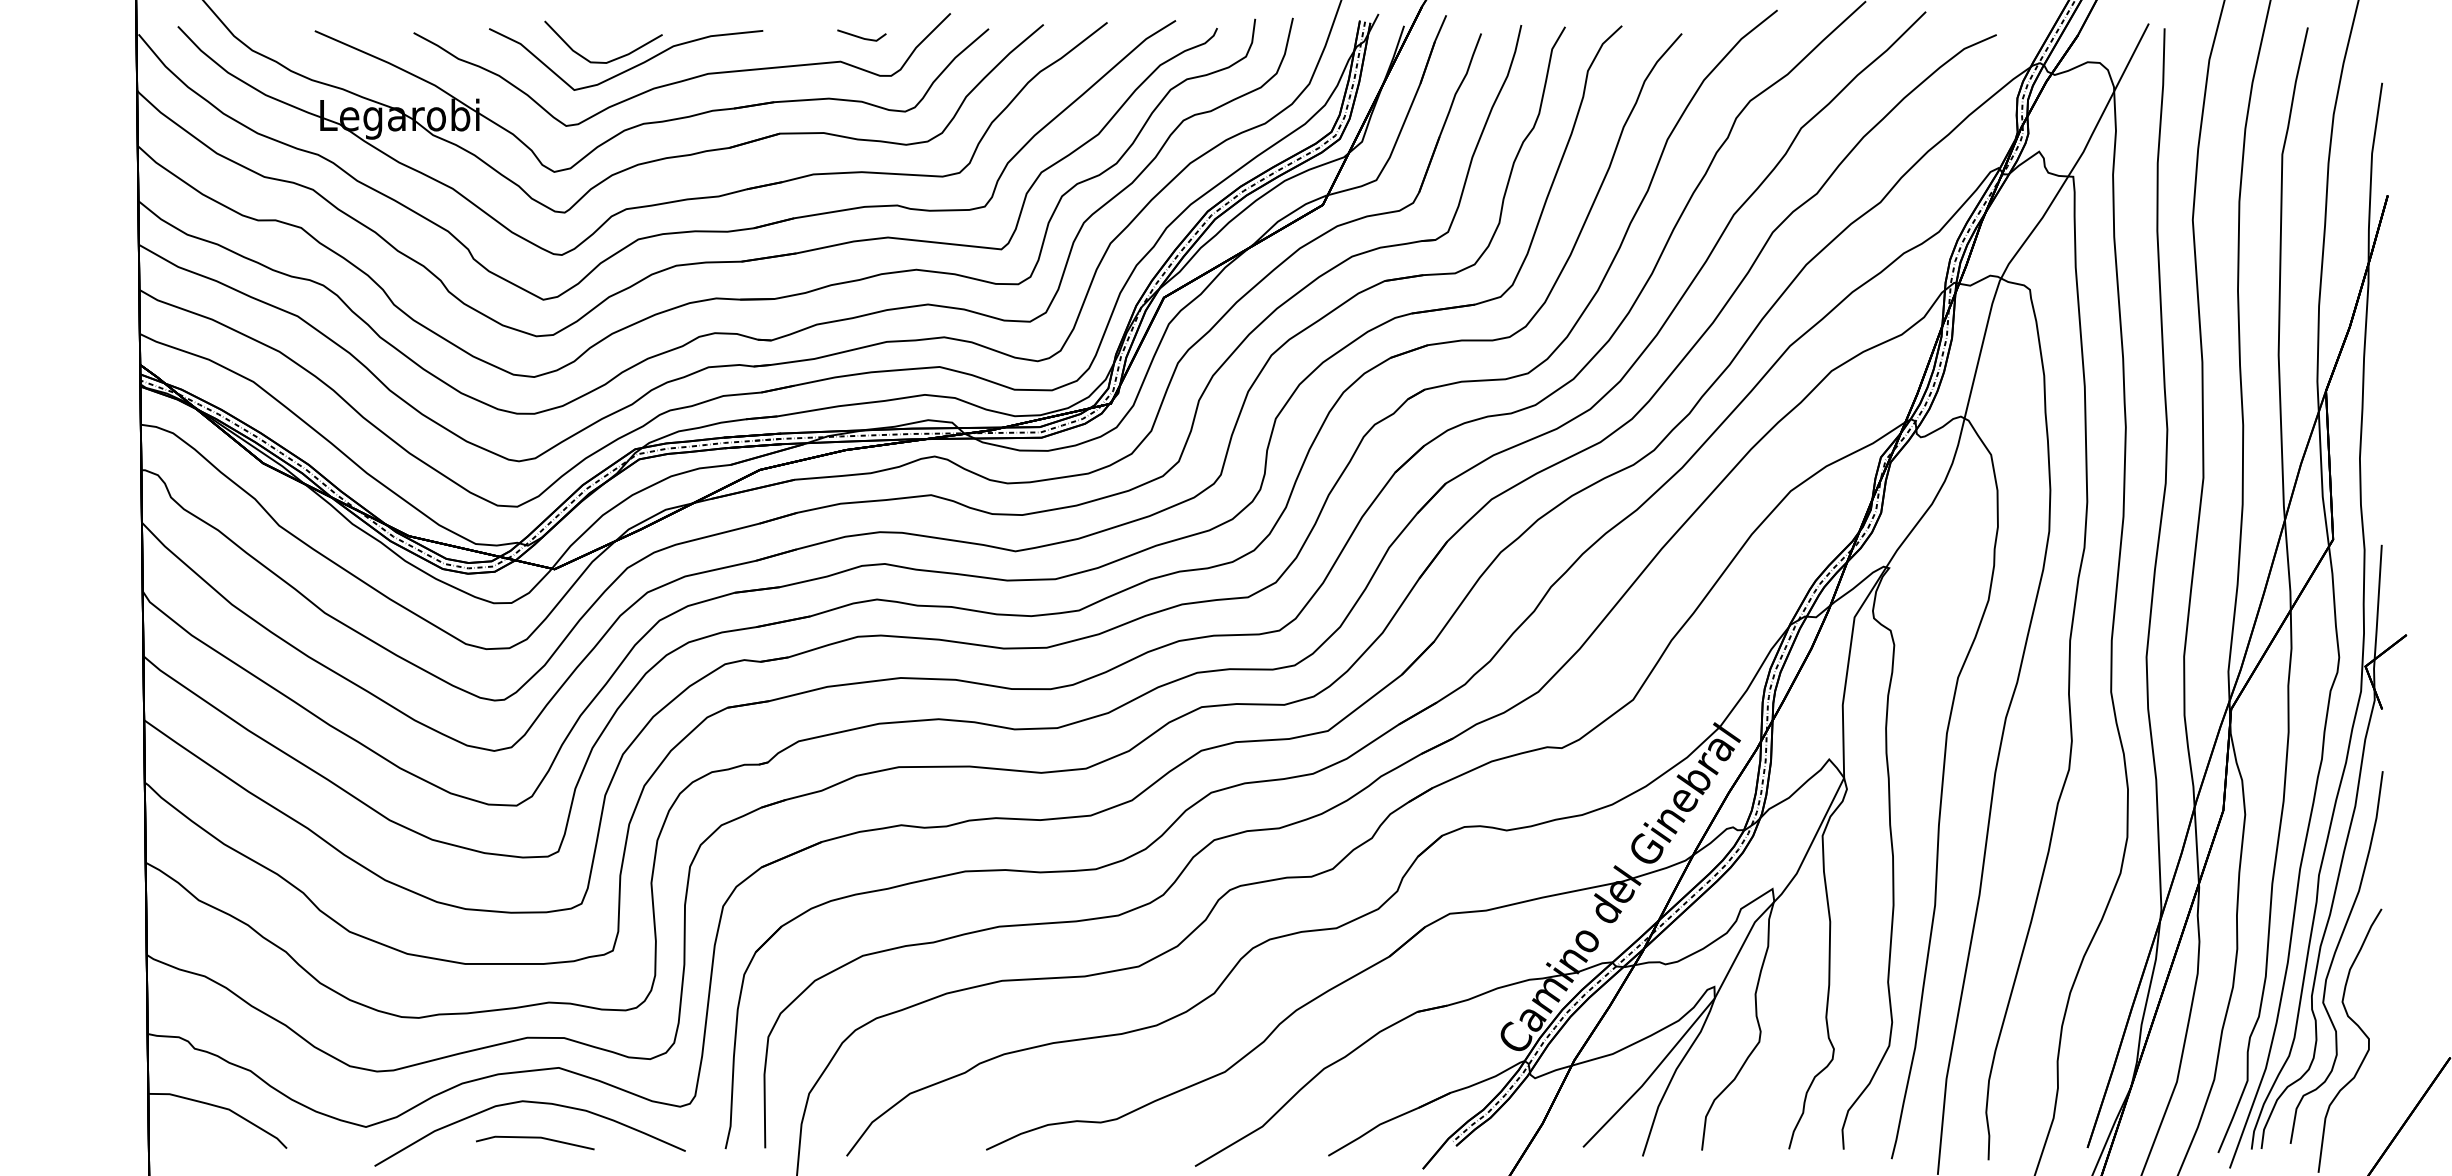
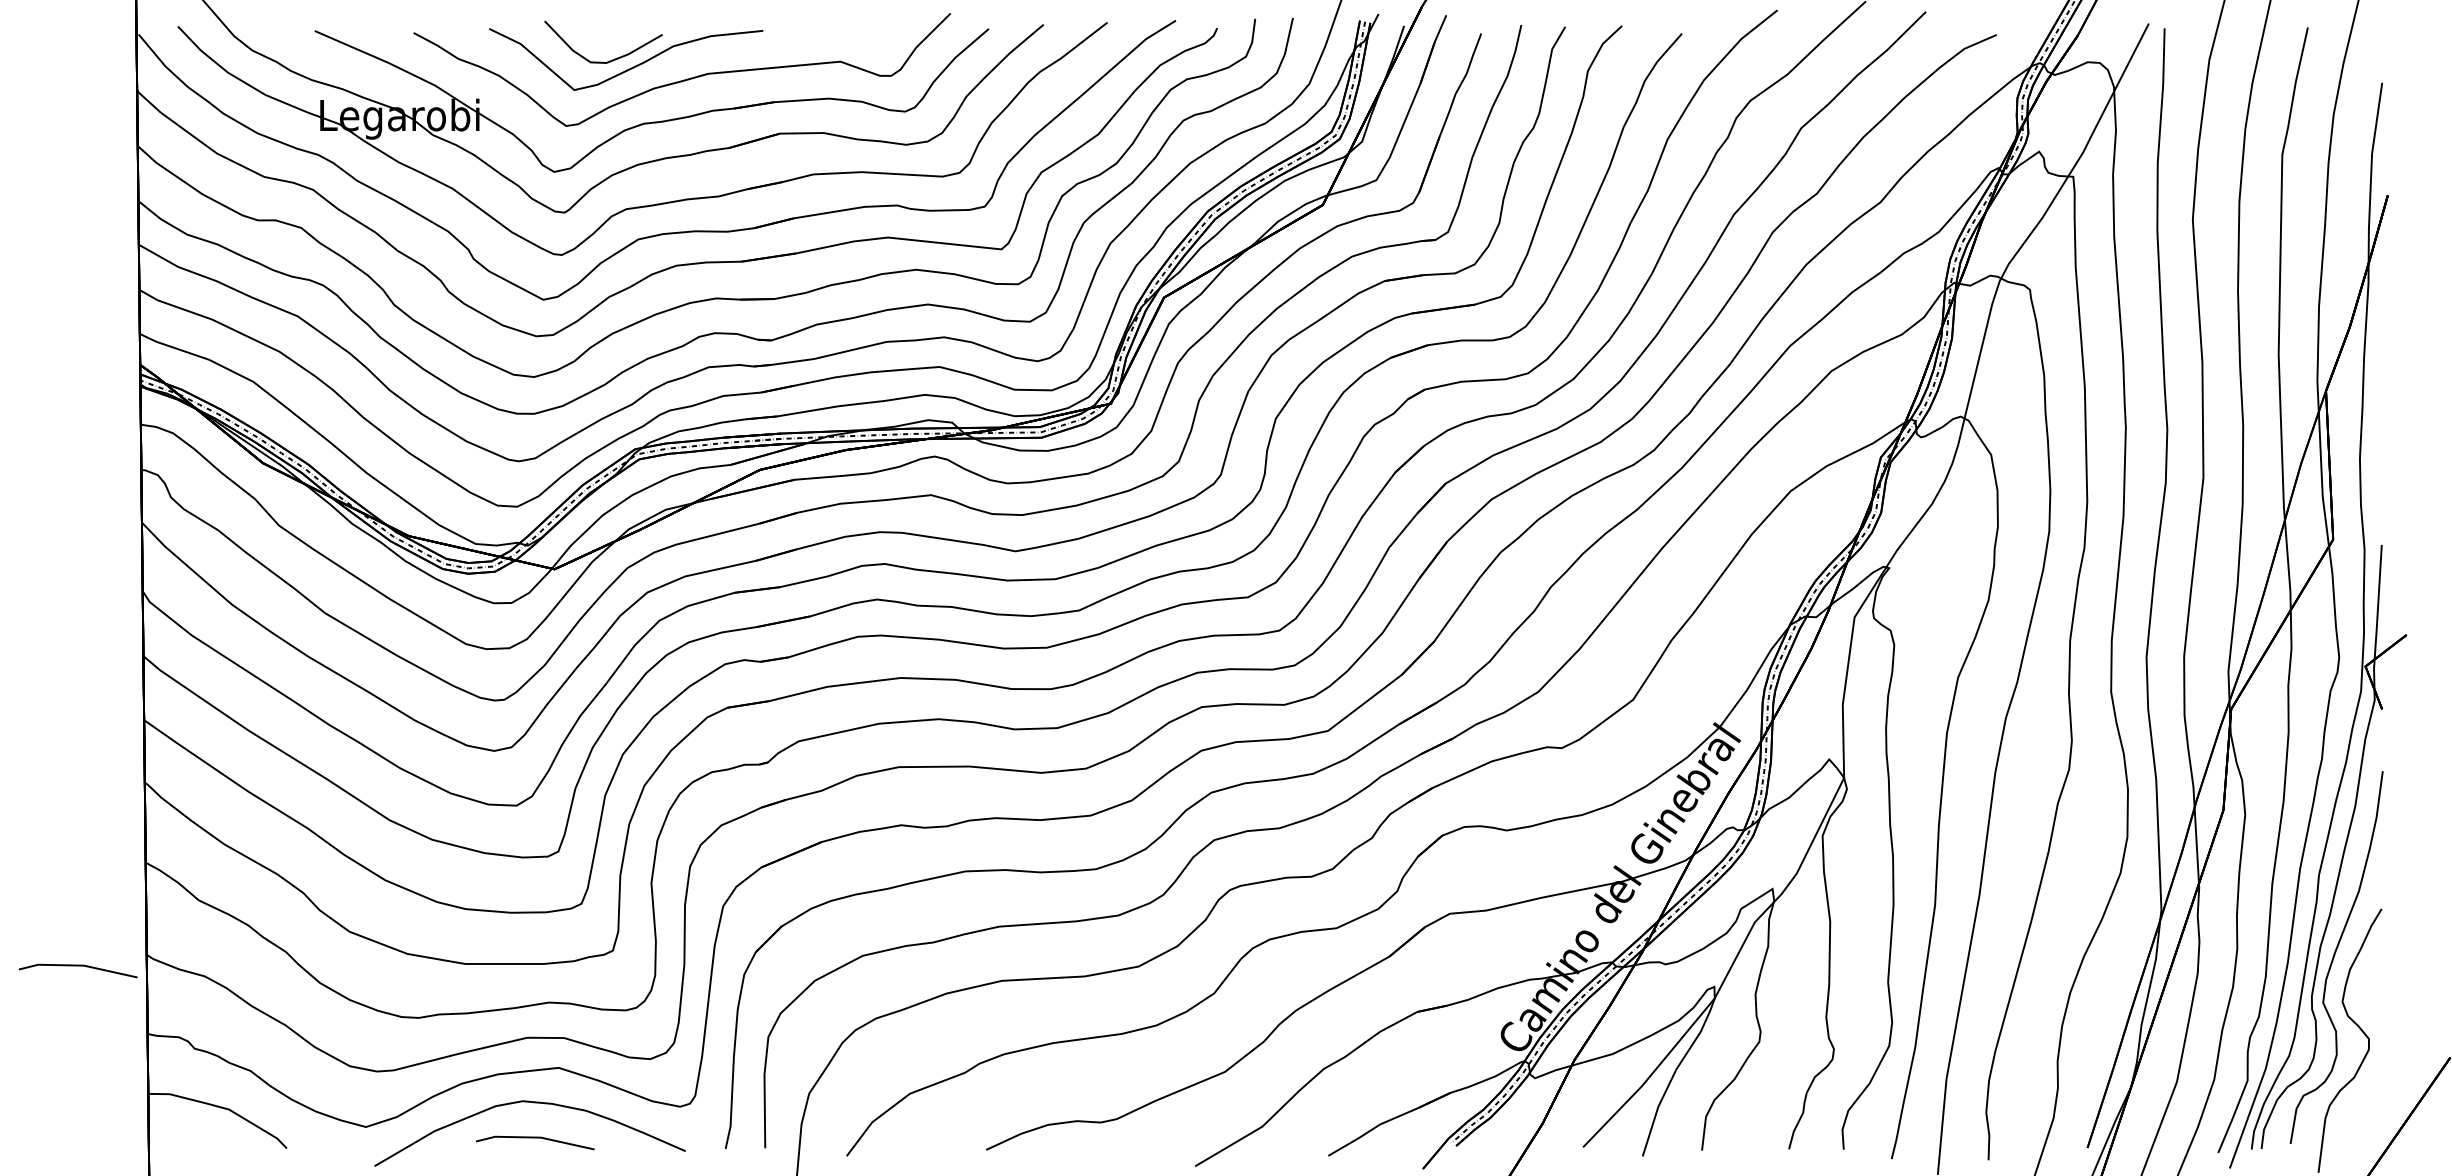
line: present -> none (860, 36)
line: none -> present (78, 966)
